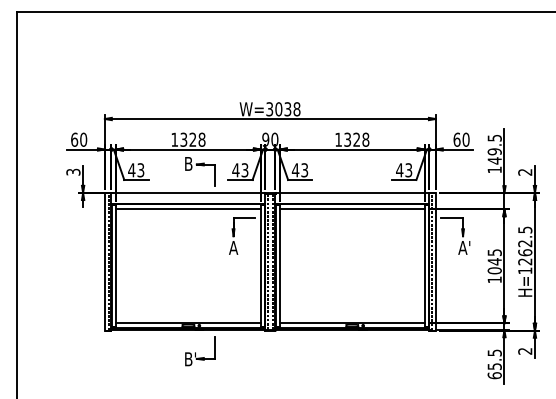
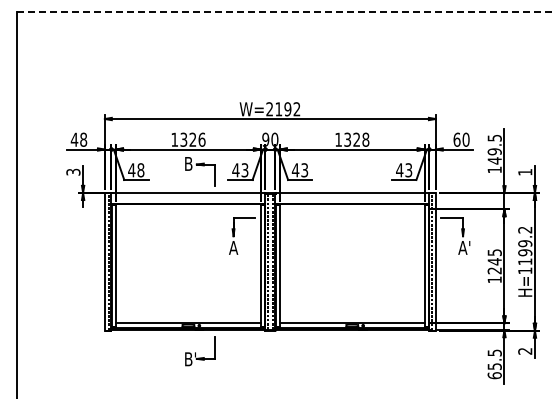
line: solid -> dashed (286, 11)
text: W=3038 -> W=2192 (283, 109)
text: 60 -> 48 (78, 139)
text: 1328 -> 1326 (201, 139)
text: 43 -> 48 (140, 170)
text: 2 -> 1 (525, 172)
line: present -> none (188, 209)
line: present -> none (351, 209)
text: H=1262.5 -> H=1199.2 (525, 245)
text: 1045 -> 1245 (494, 270)
